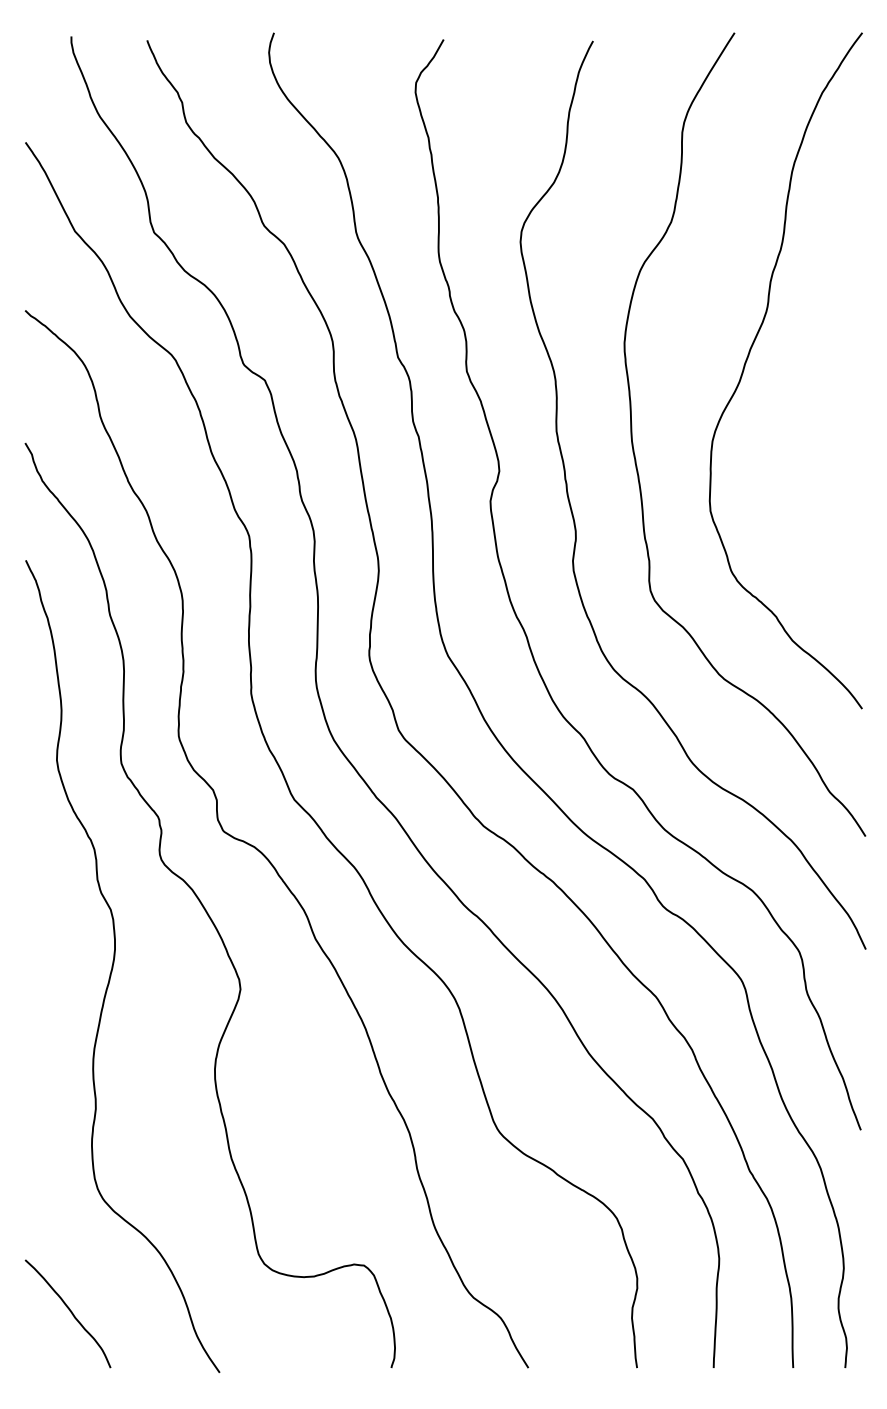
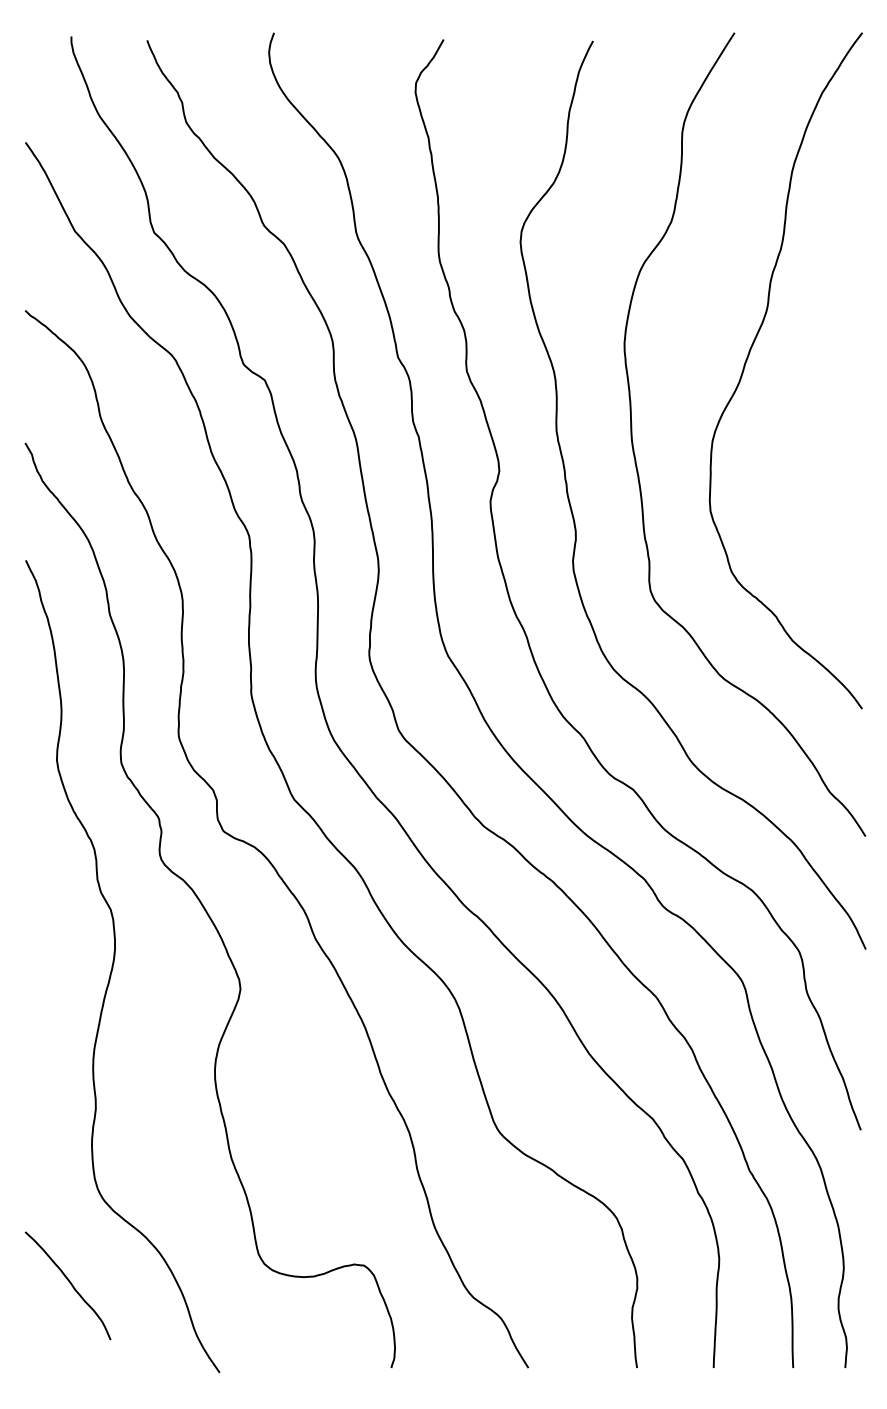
curve position: (69, 1311) -> (69, 1283) (69, 1283)
